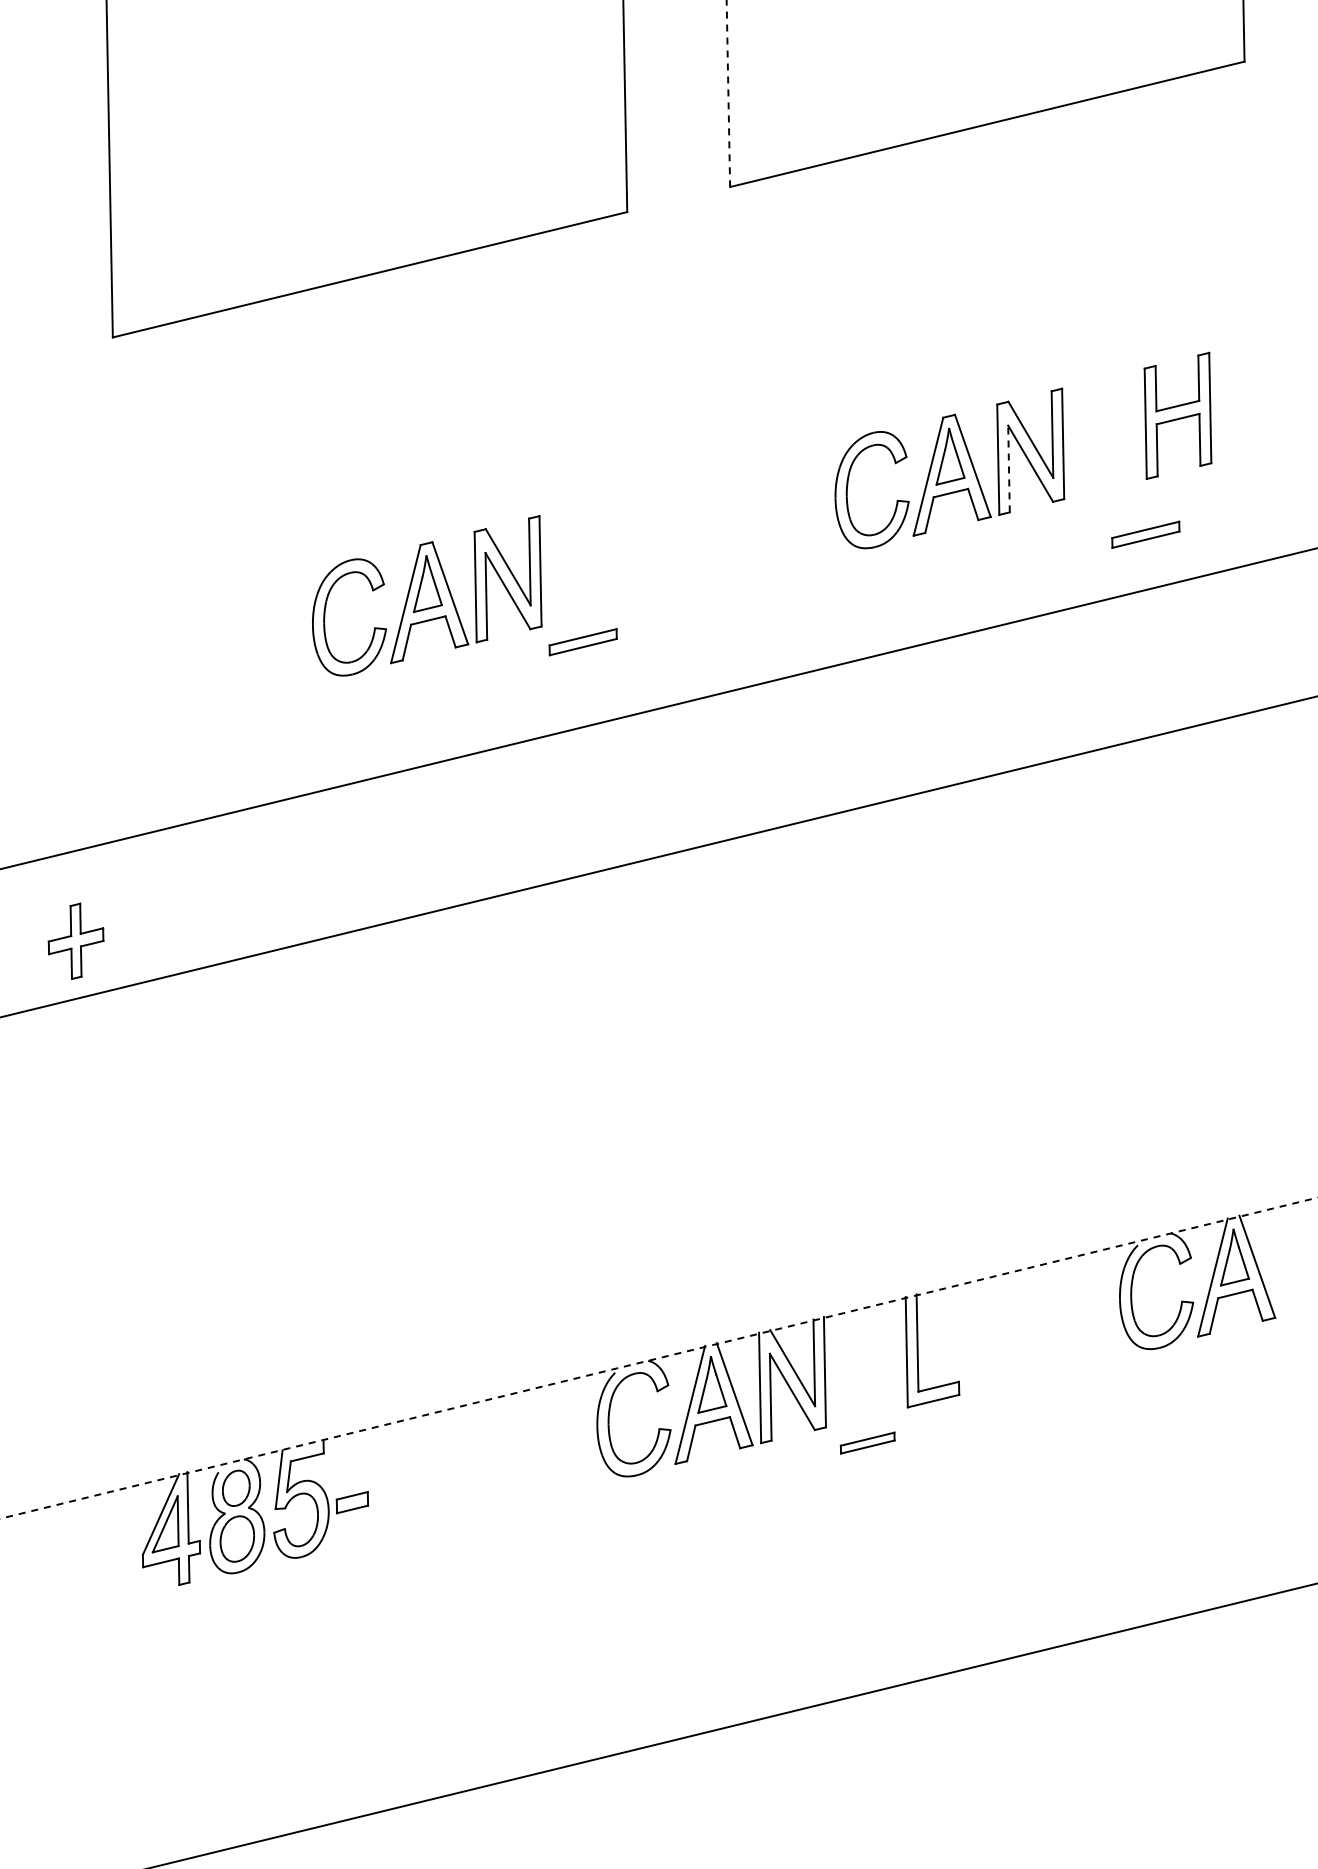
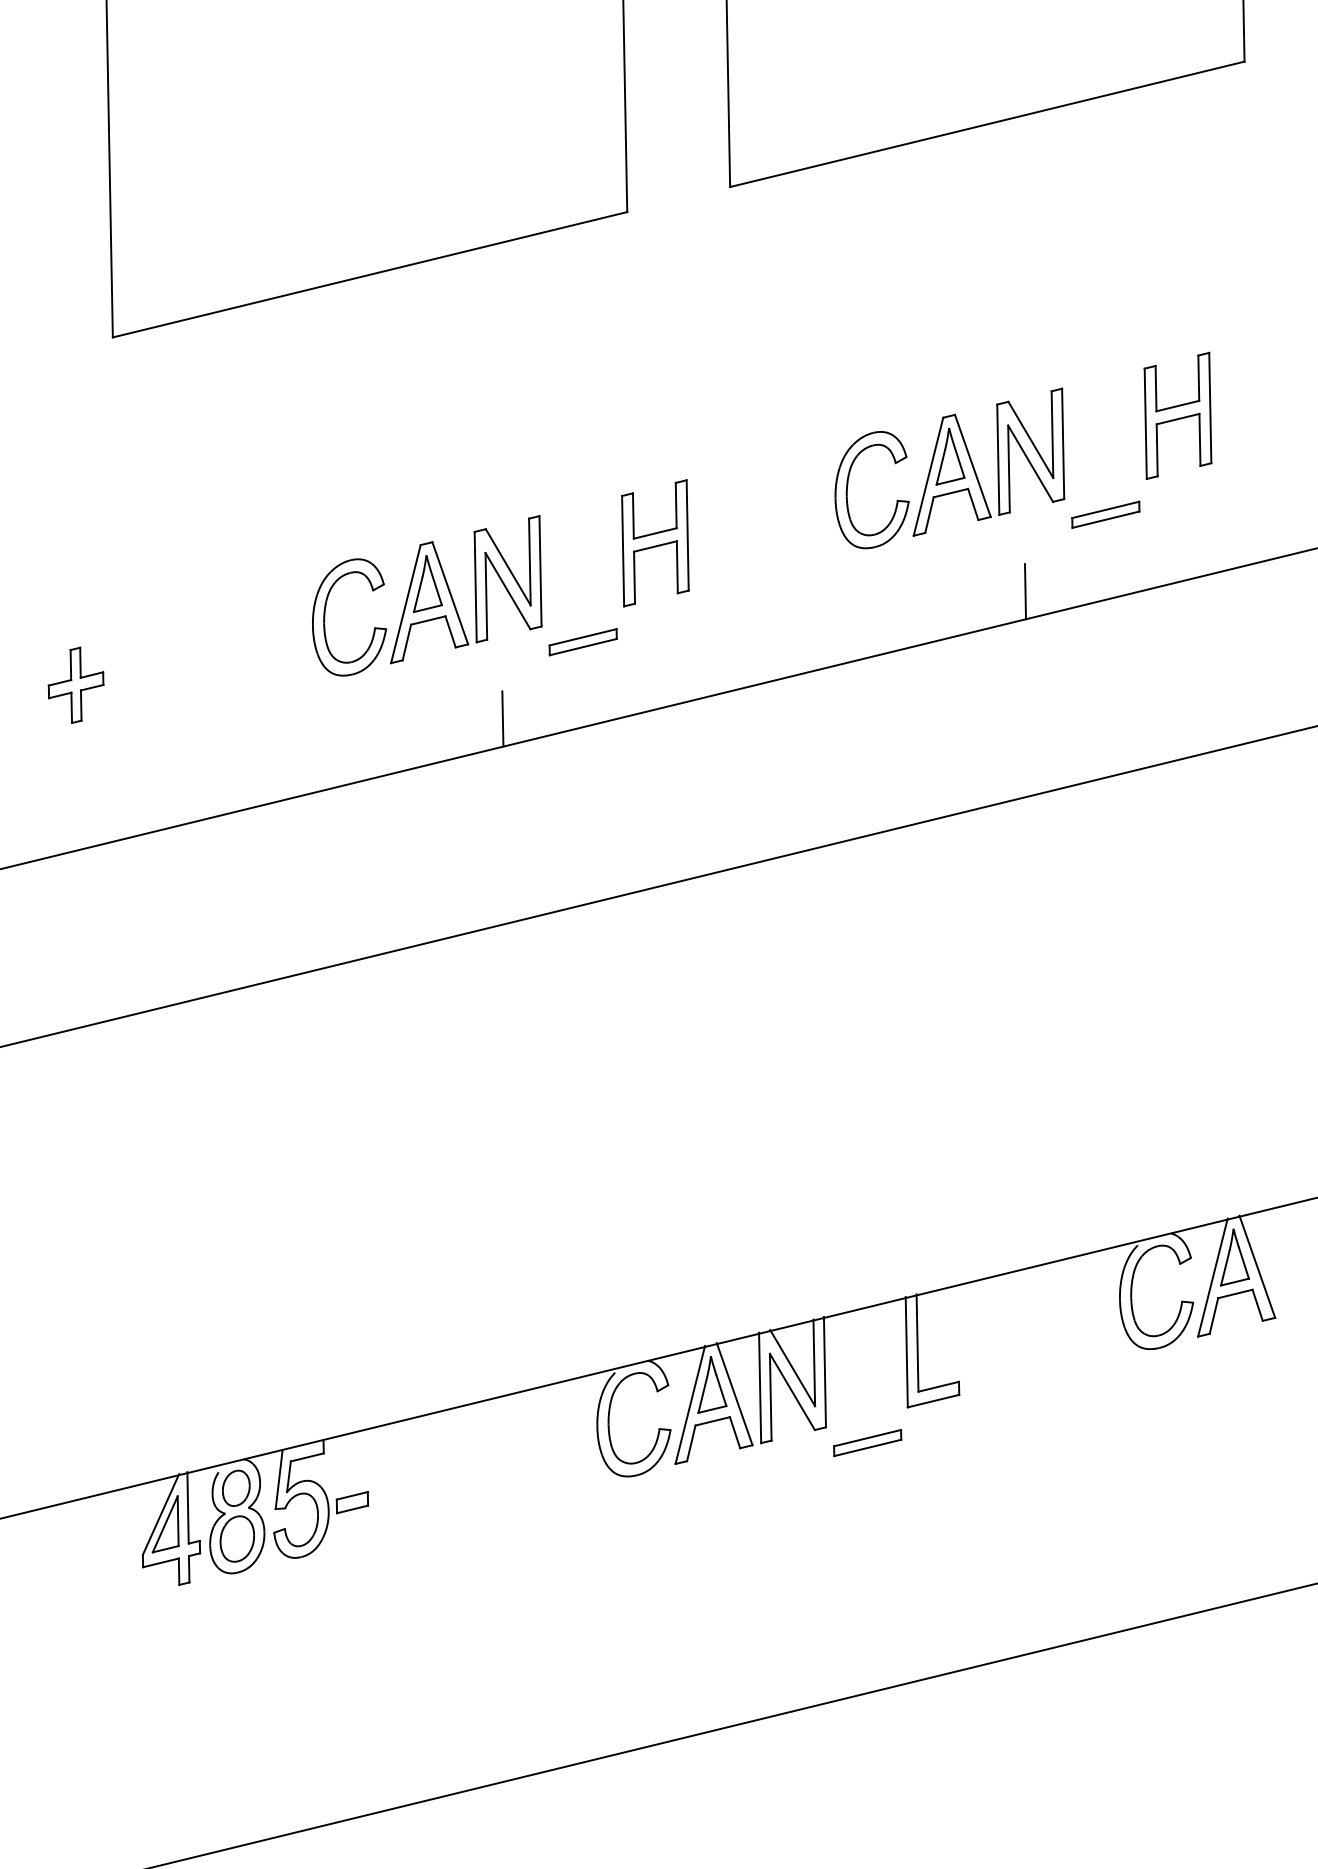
line: dashed -> solid (728, 94)
line: dashed -> solid (1009, 468)
part position: (1145, 534) -> (1105, 514) (1105, 514)
part: none -> present (655, 543)
line: none -> present (1025, 591)
line: none -> present (502, 718)
line position: (658, 856) -> (658, 886) (658, 886)
part position: (75, 940) -> (75, 684) (75, 684)
line: dashed -> solid (658, 1358)
part size: 57x24 px -> 70x29 px (867, 1443)
